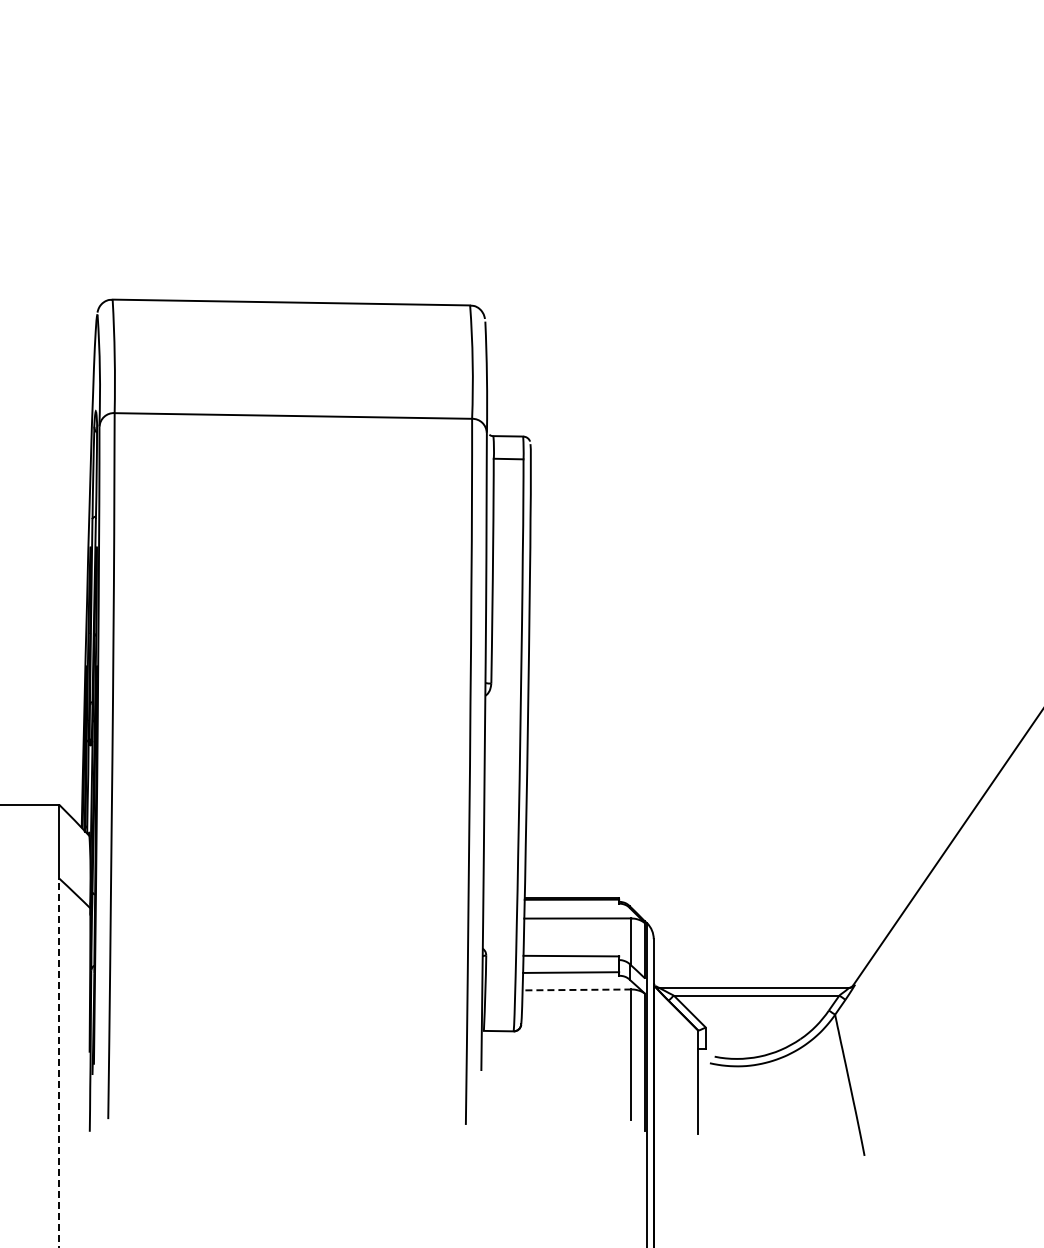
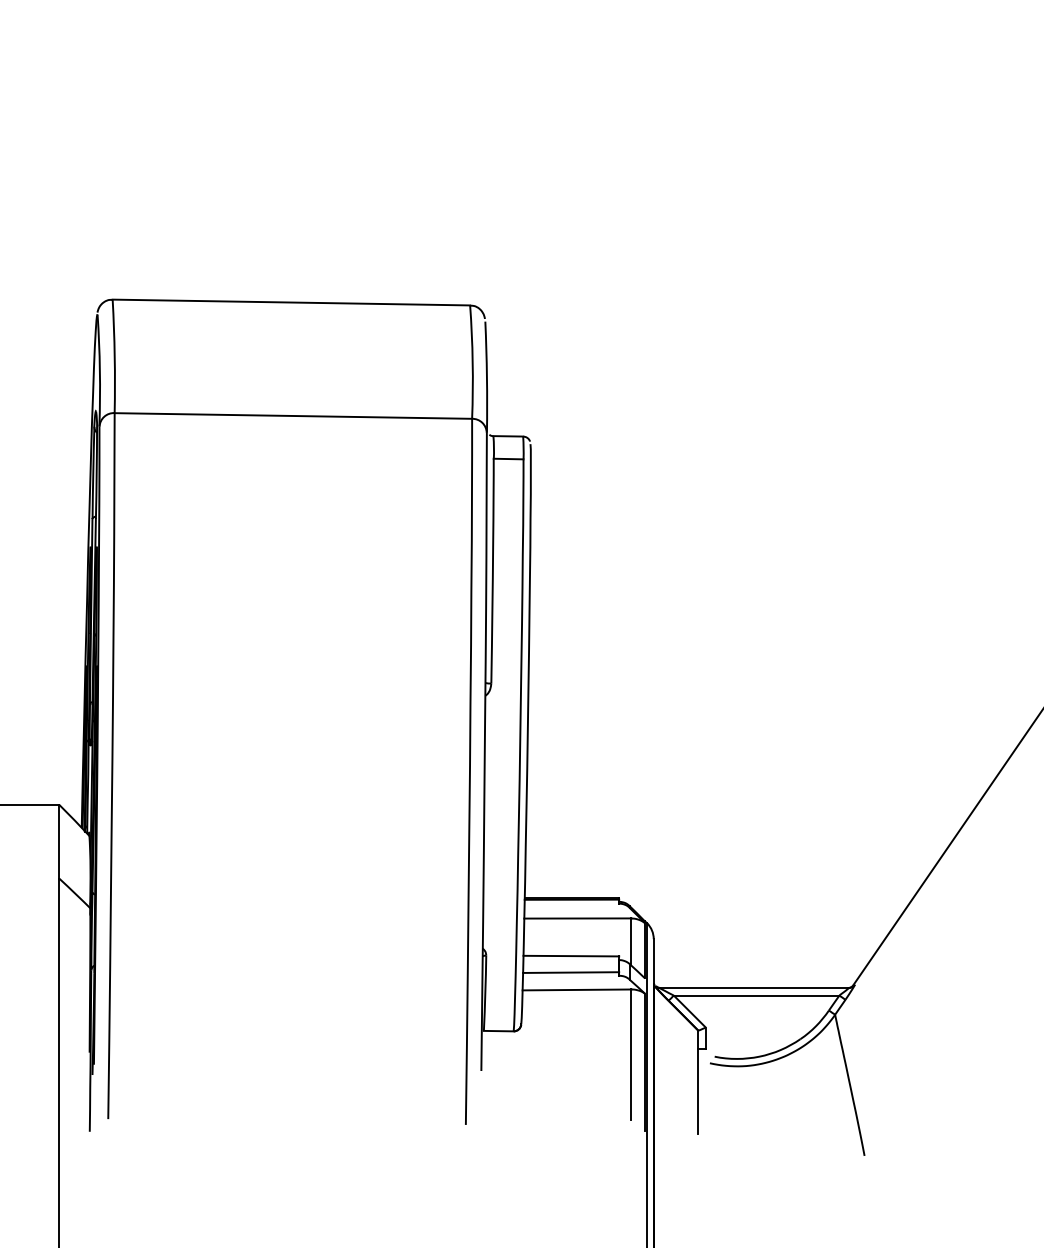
line: dashed -> solid (576, 989)
line: dashed -> solid (59, 1062)
